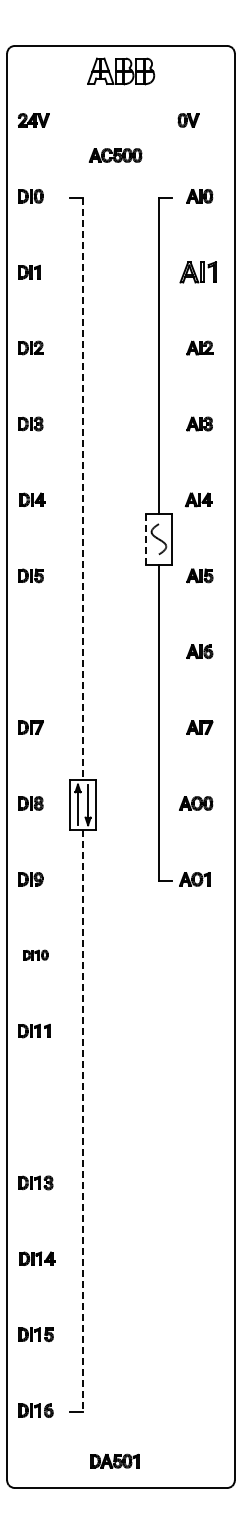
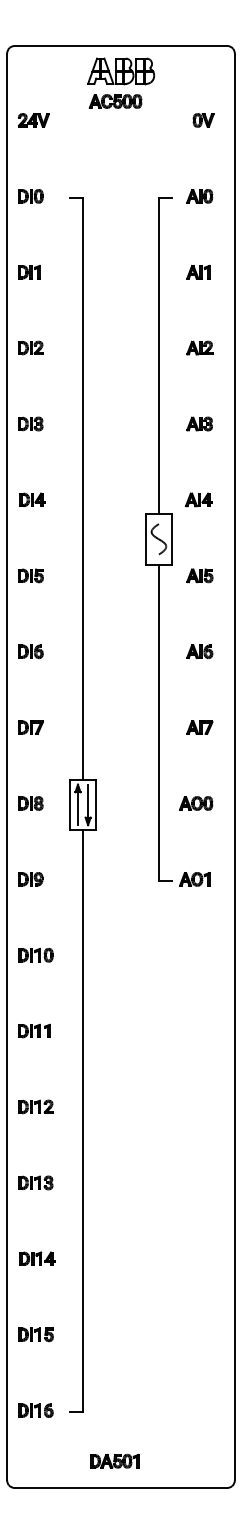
part position: (188, 120) -> (203, 120) (203, 120)
part position: (115, 155) -> (115, 101) (115, 101)
part size: 38x23 px -> 25x16 px (198, 271)
line: dashed -> solid (83, 488)
line: dashed -> solid (146, 538)
part: none -> present (30, 651)
part size: 26x12 px -> 36x16 px (35, 954)
part: none -> present (35, 1106)
line: dashed -> solid (83, 1121)
